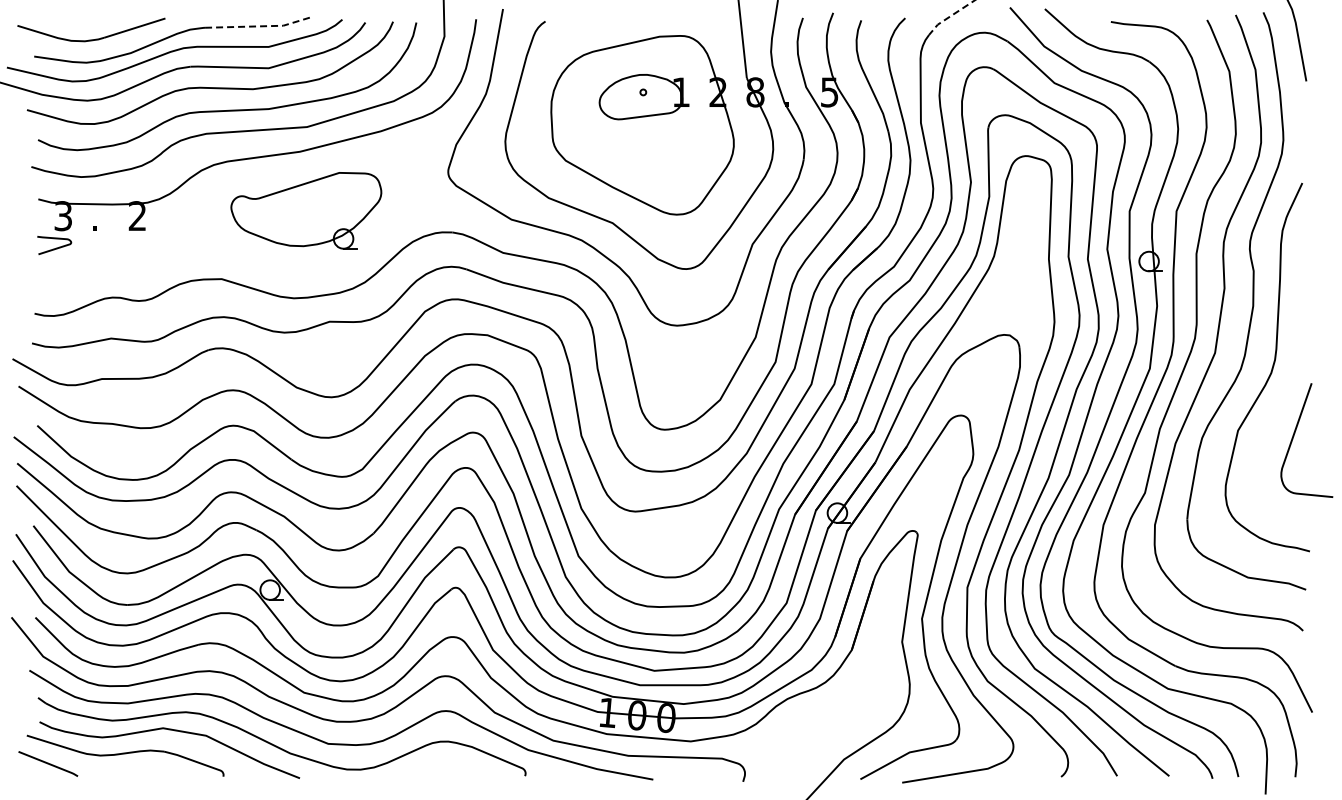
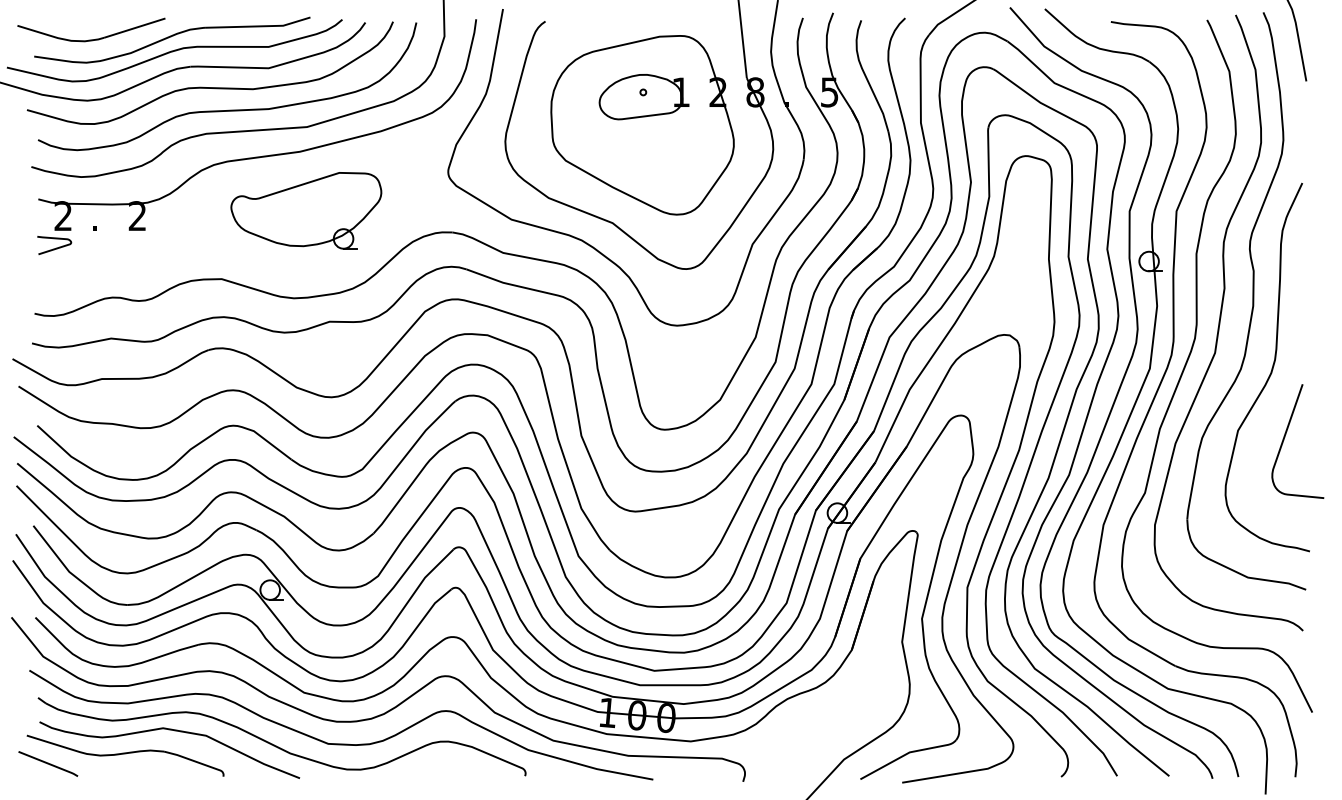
line: dashed -> solid (950, 16)
line: dashed -> solid (259, 26)
text: 3 -> 2 (62, 216)
curve position: (1294, 436) -> (1285, 437) (1285, 437)
